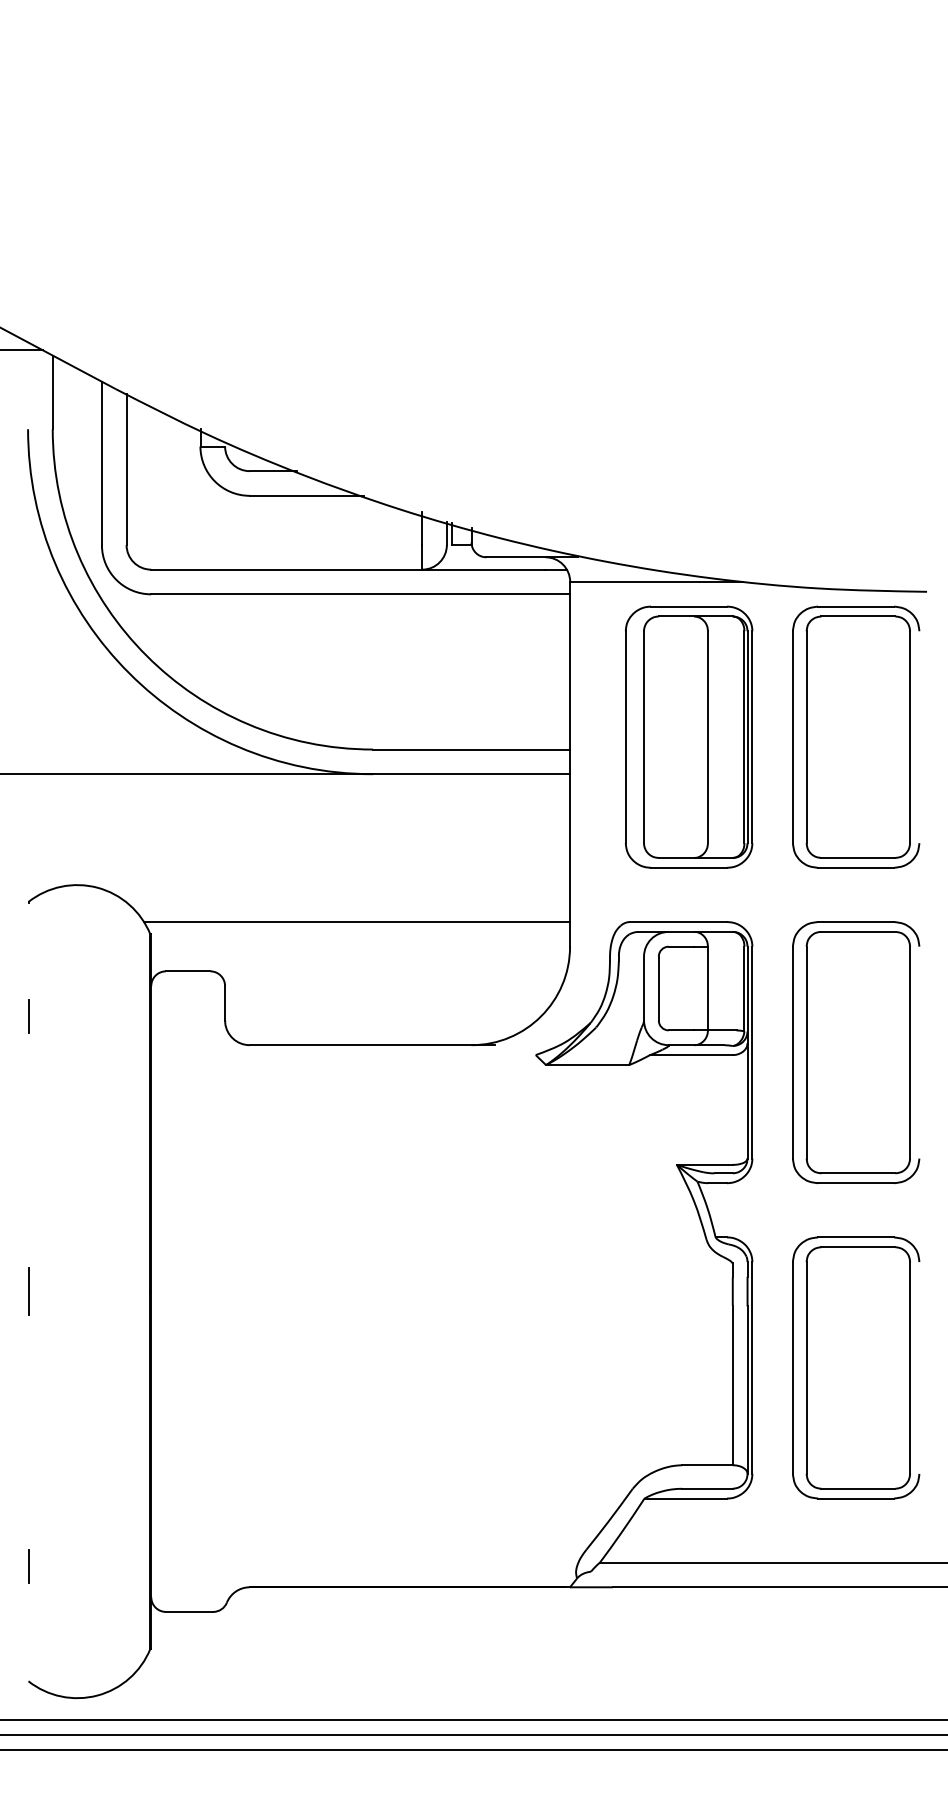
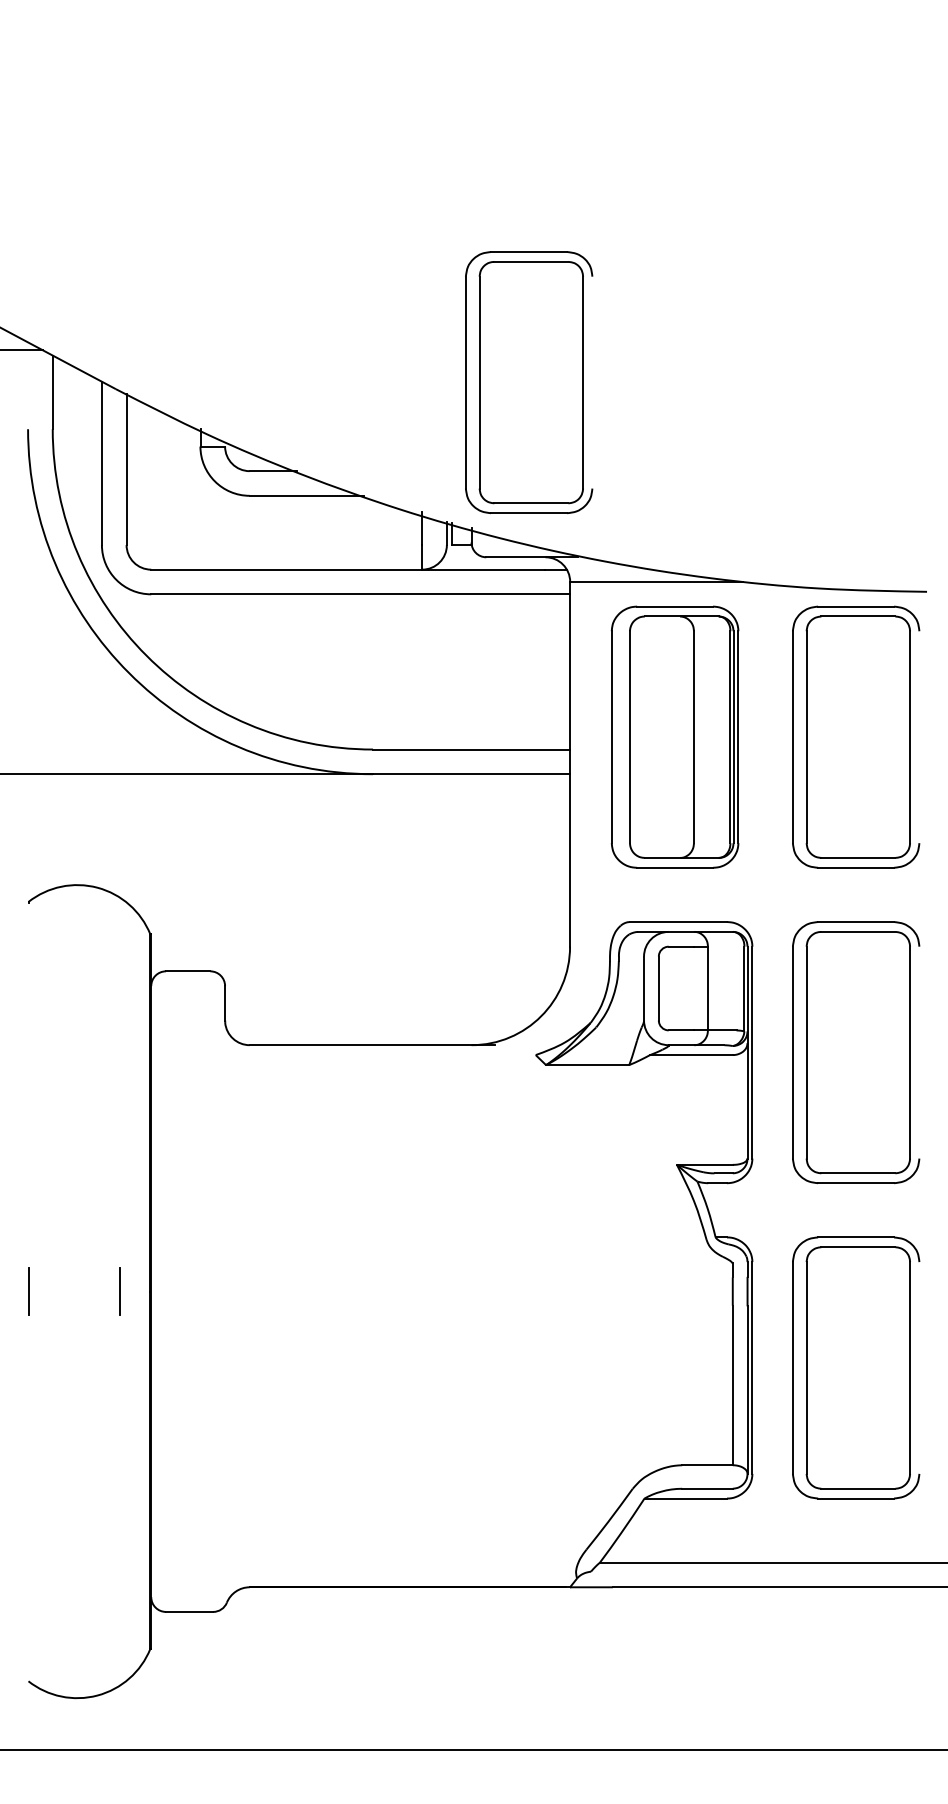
part: none -> present (529, 382)
part position: (688, 736) -> (674, 736) (674, 736)
line: present -> none (357, 922)
line: present -> none (28, 1016)
line: none -> present (119, 1291)
line: present -> none (28, 1566)
line: present -> none (473, 1720)
line: present -> none (473, 1735)
